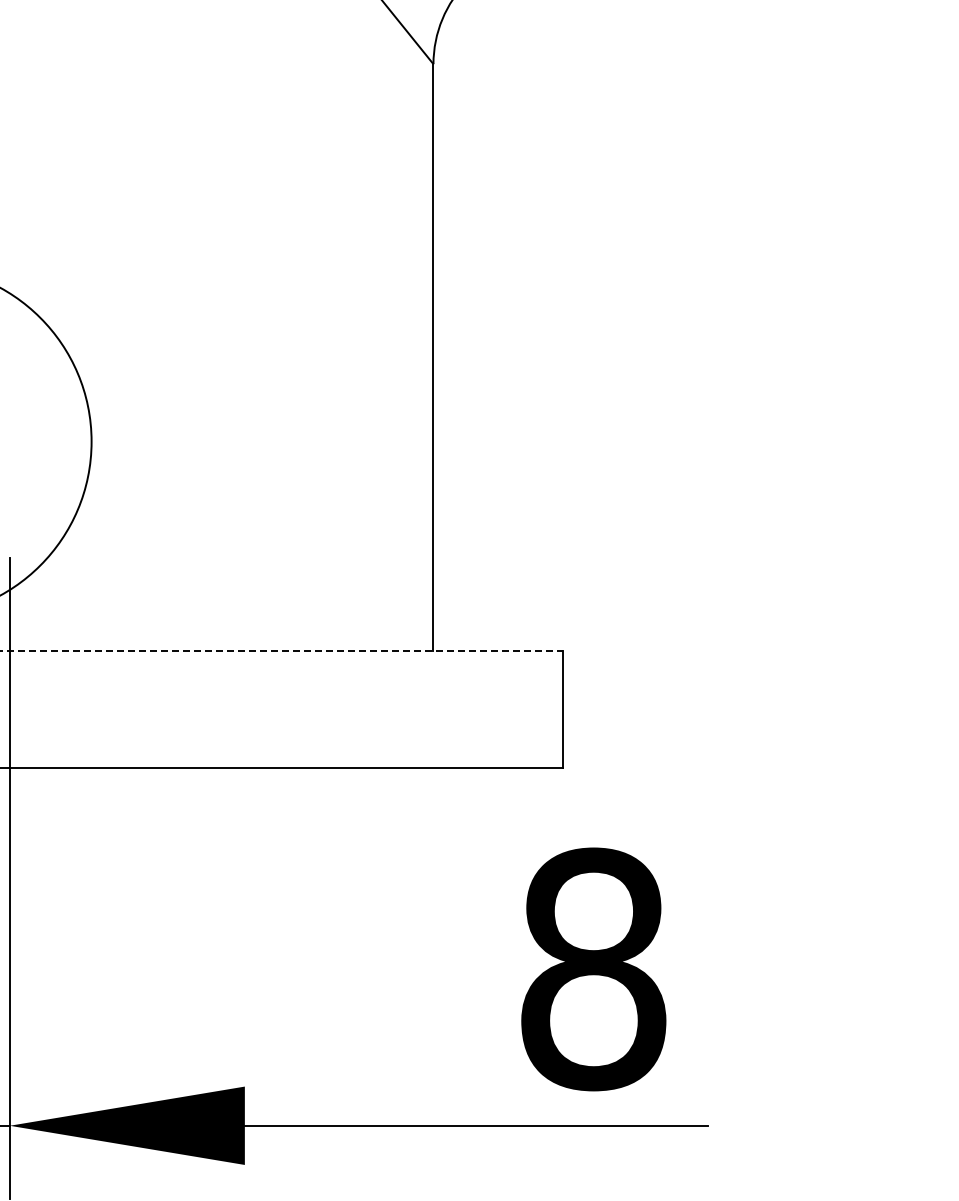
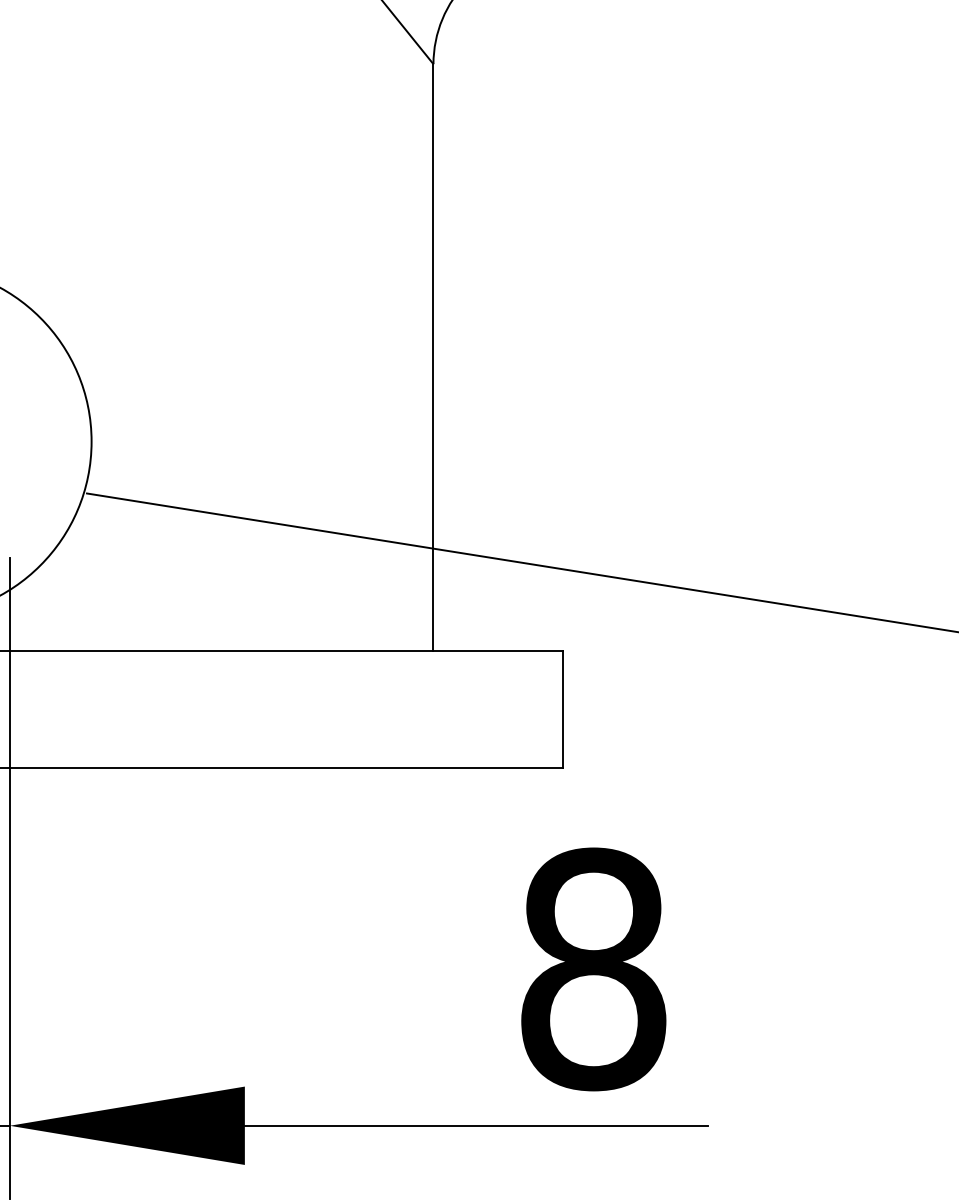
line: none -> present (520, 562)
line: dashed -> solid (281, 650)
